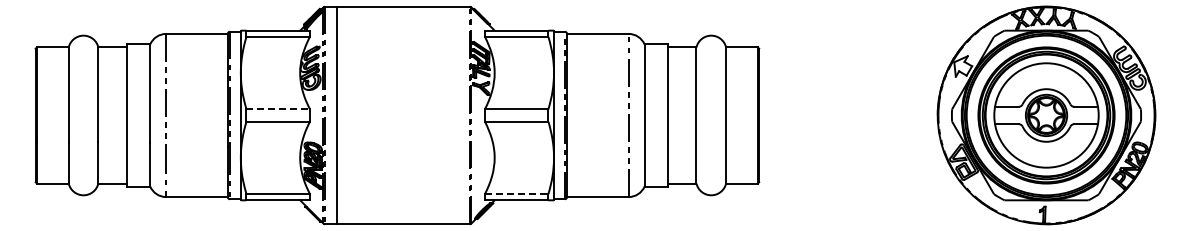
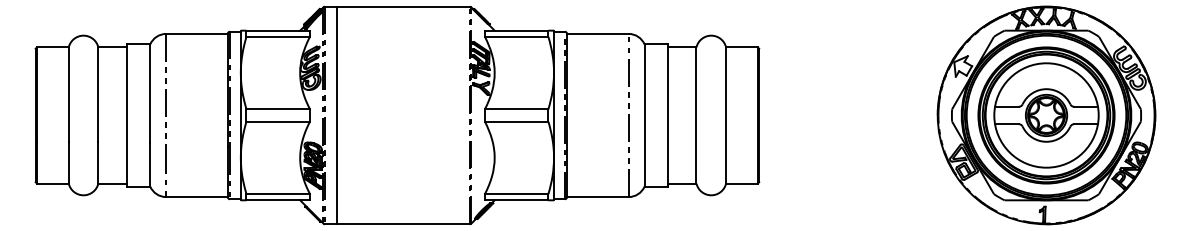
line: dashed -> solid (278, 109)
line: dashed -> solid (516, 194)
